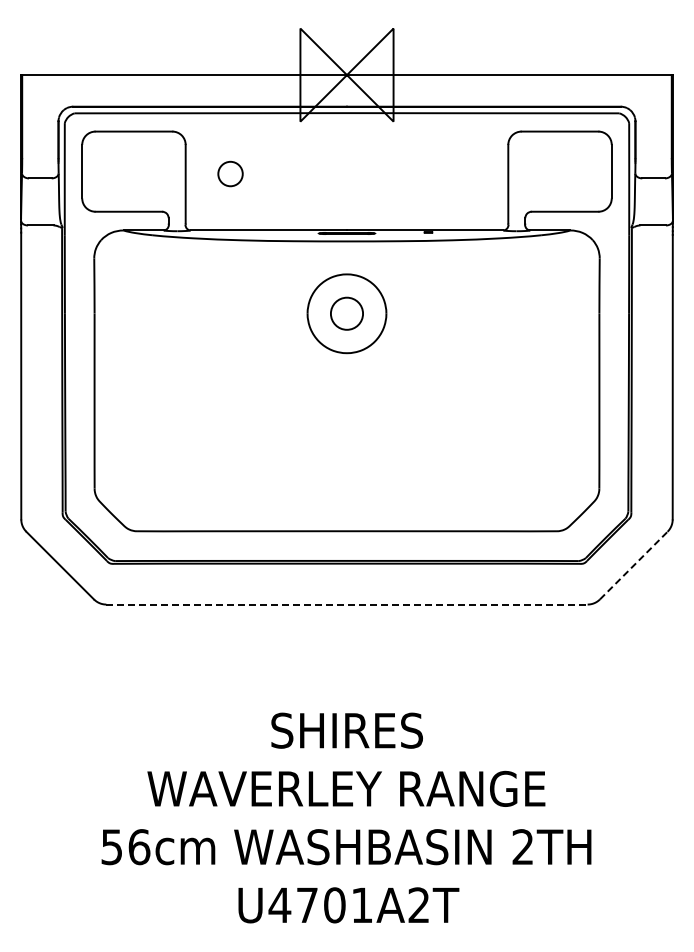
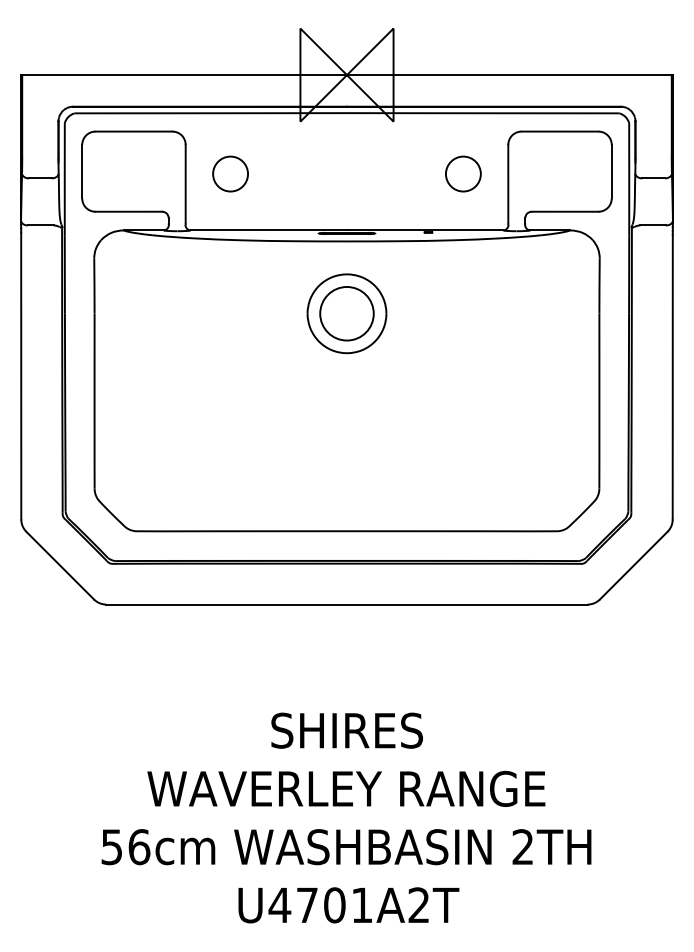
circle size: 27x28 px -> 37x38 px (230, 173)
circle: none -> present (463, 173)
circle diameter: 32 px -> 54 px (346, 313)
line: dashed -> solid (633, 565)
line: dashed -> solid (347, 604)
